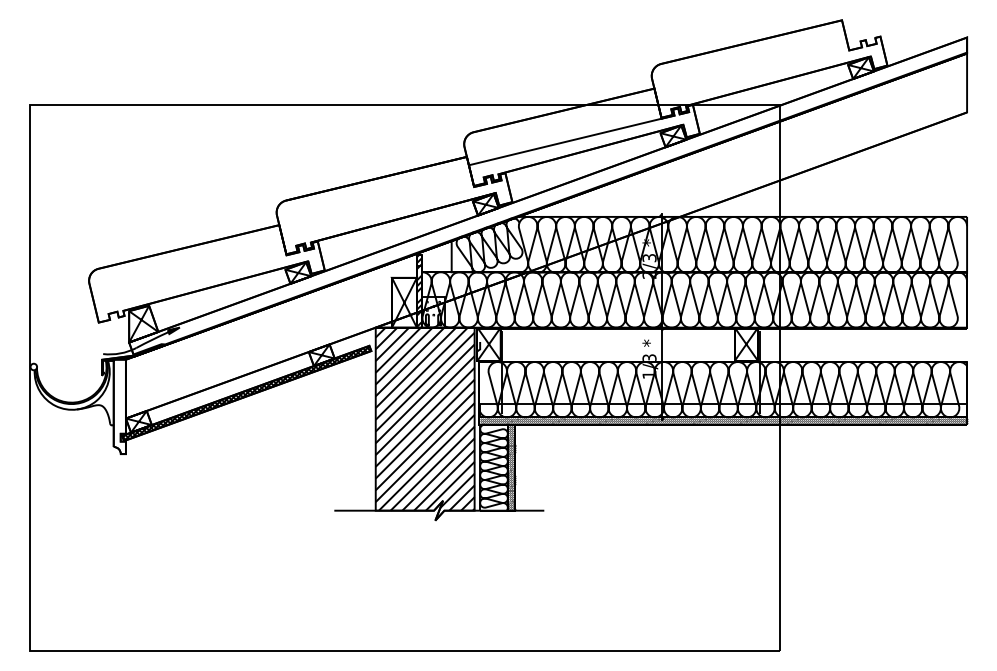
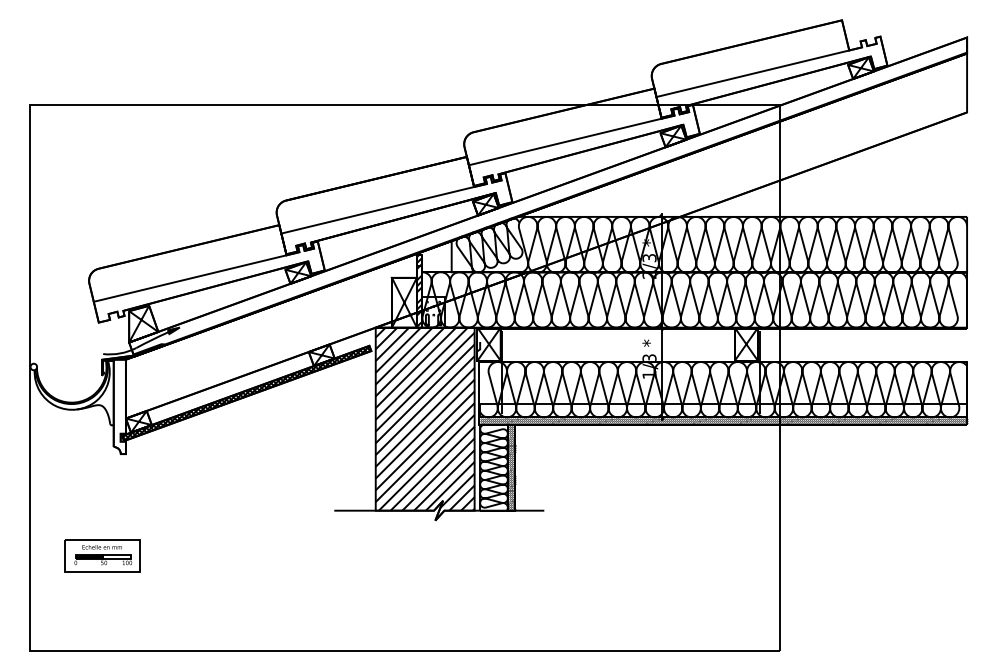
line: none -> present (752, 73)
line: none -> present (377, 210)
line: none -> present (189, 278)
part: none -> present (102, 555)
